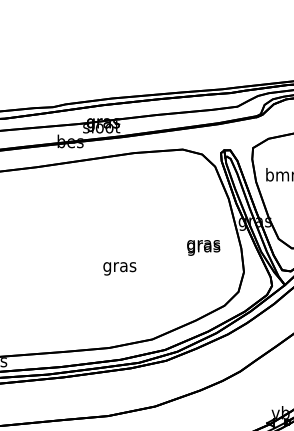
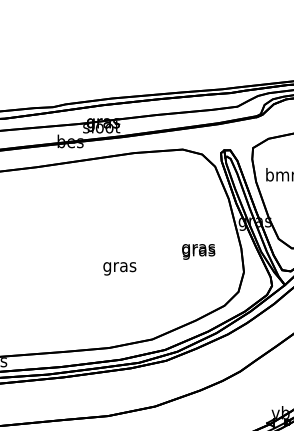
text position: (203, 247) -> (198, 251) (198, 251)
